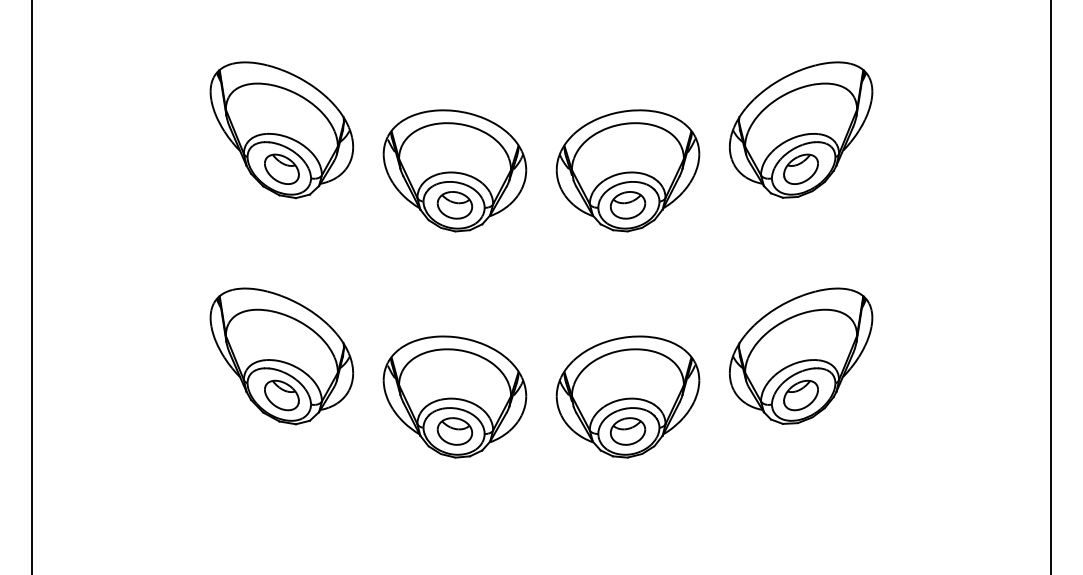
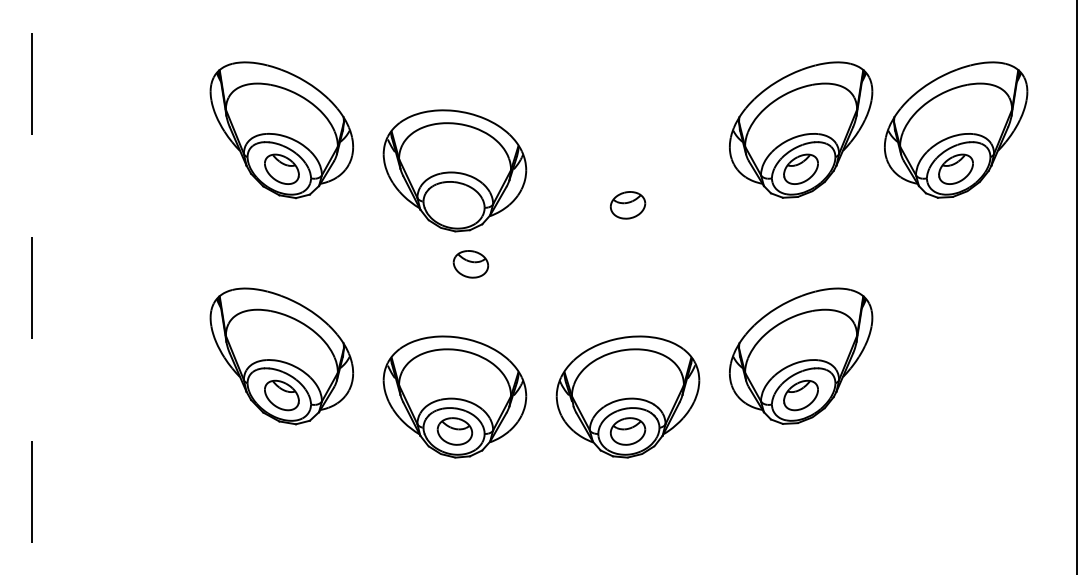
part: none -> present (956, 129)
part: present -> none (627, 170)
part position: (454, 205) -> (470, 264) (470, 264)
line position: (1050, 286) -> (1076, 286) (1076, 286)
line: solid -> dashed (32, 288)
